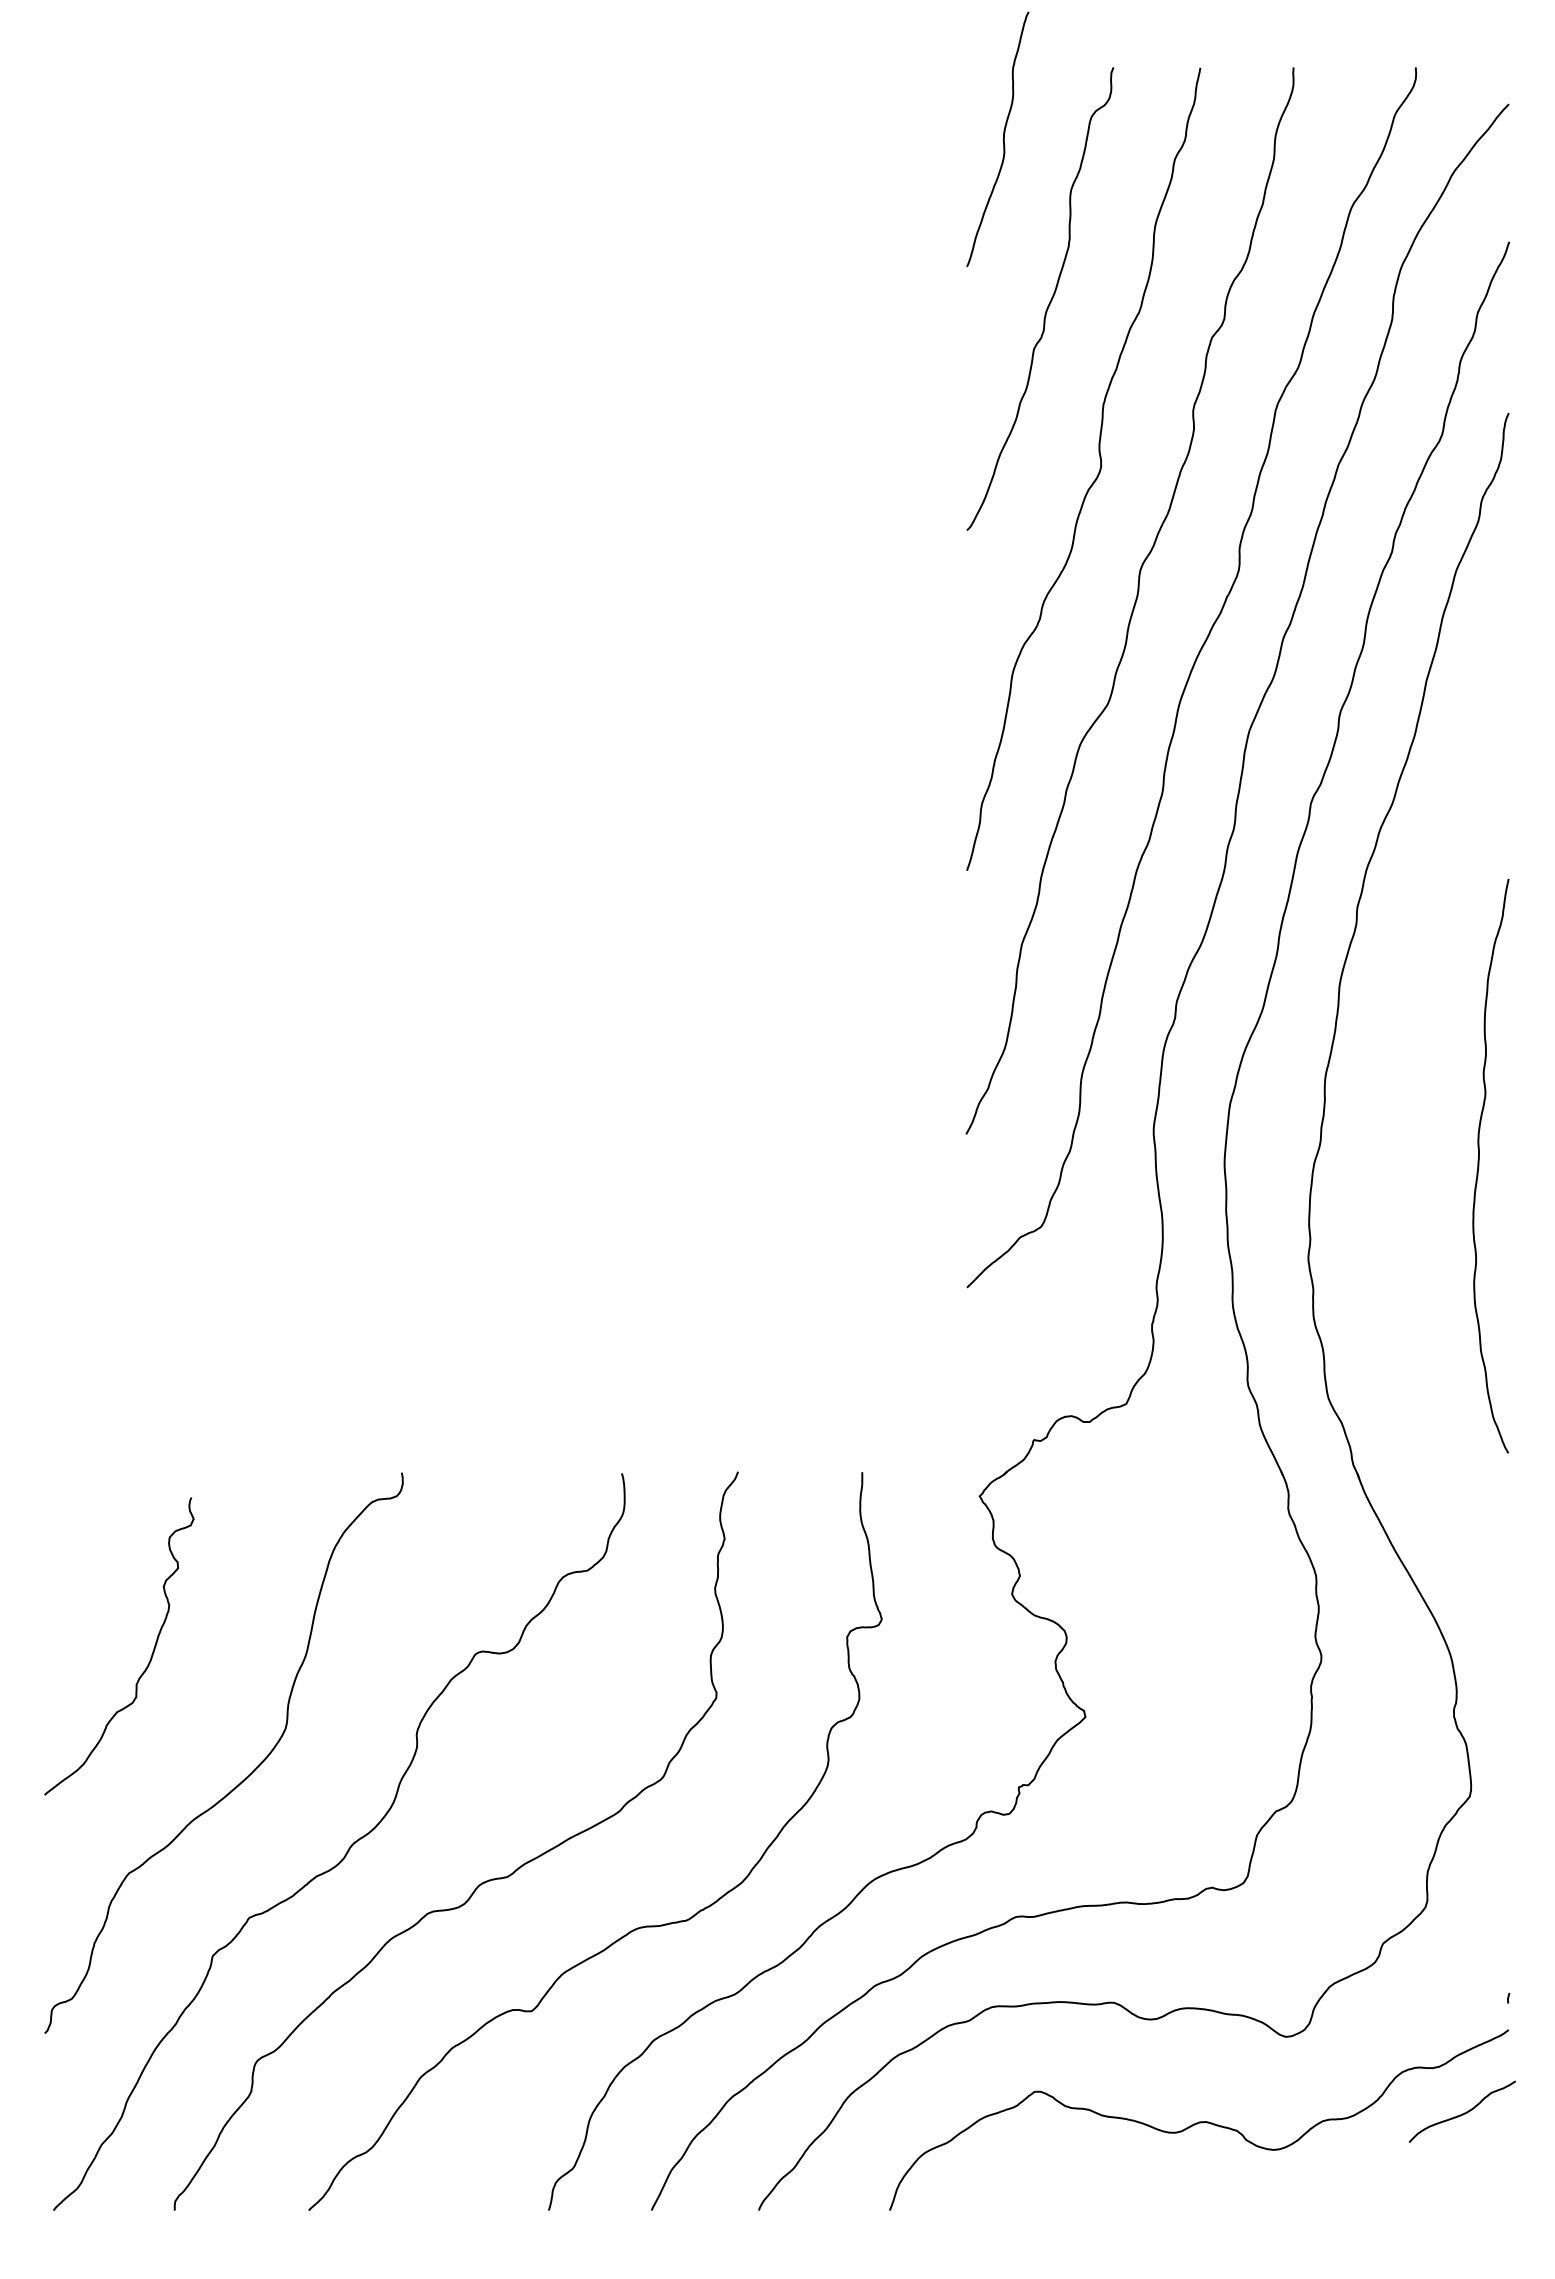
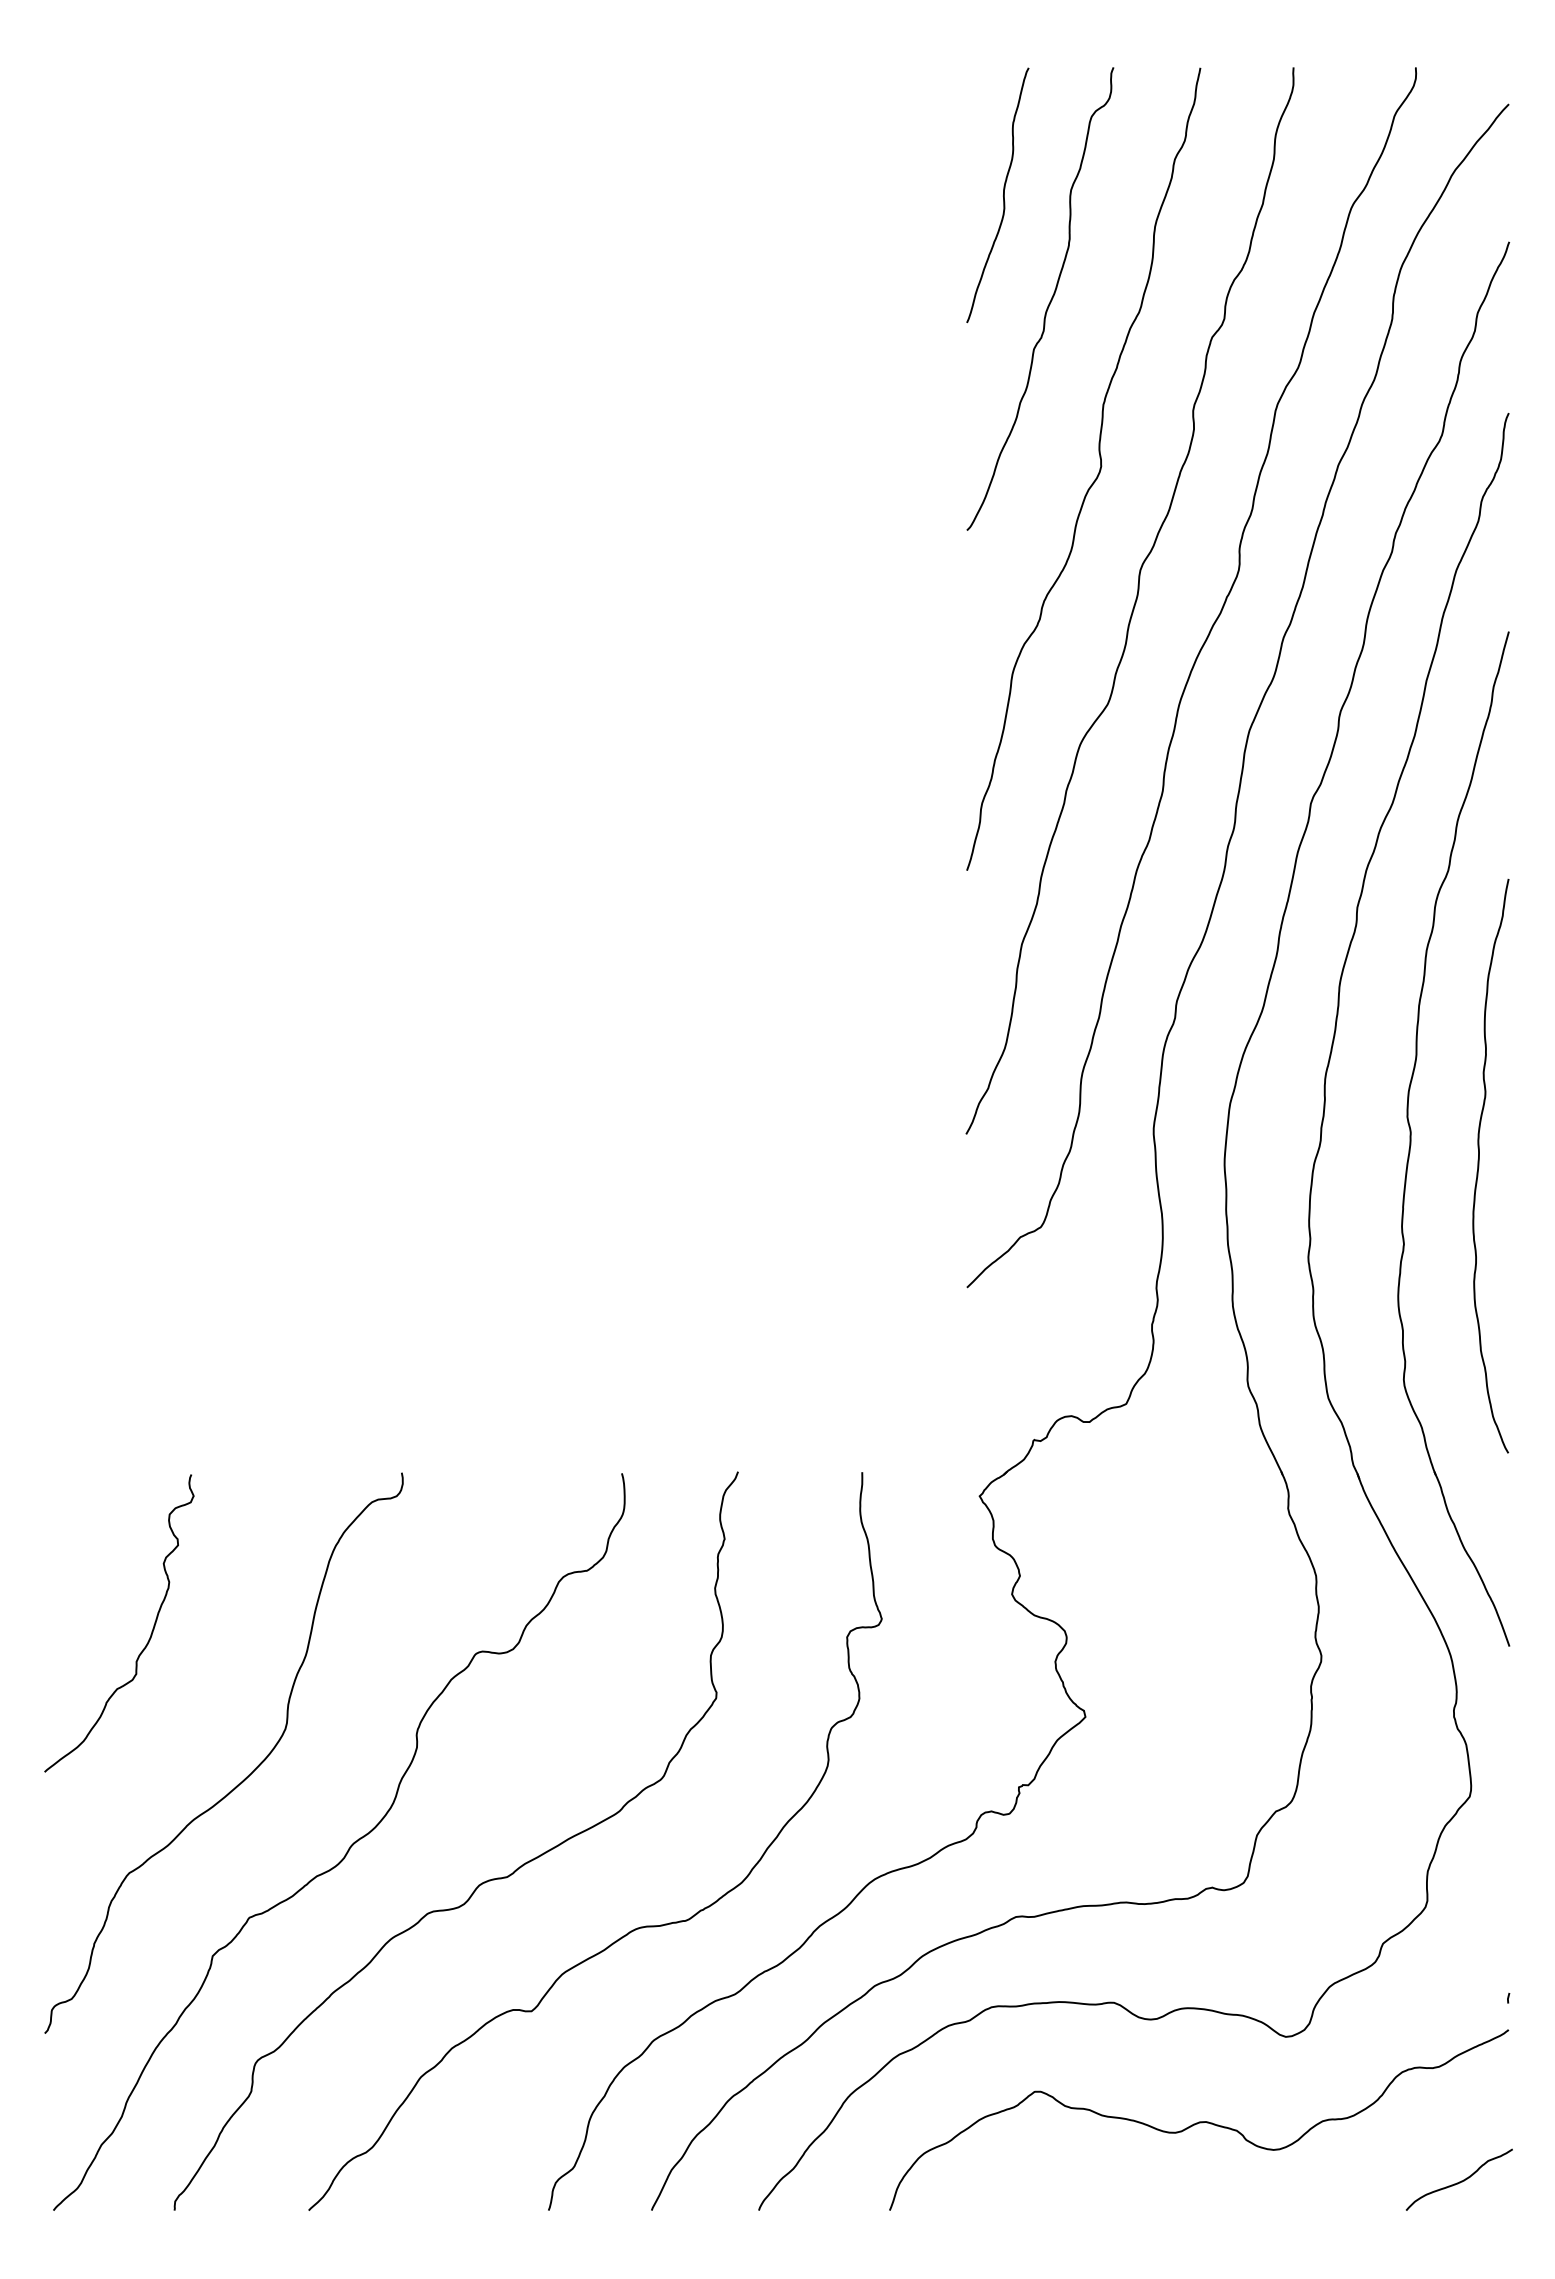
curve position: (1003, 139) -> (1003, 195) (1003, 195)
part: none -> present (1411, 1138)
curve position: (150, 1657) -> (150, 1634) (150, 1634)
curve position: (1462, 2113) -> (1459, 2181) (1459, 2181)
